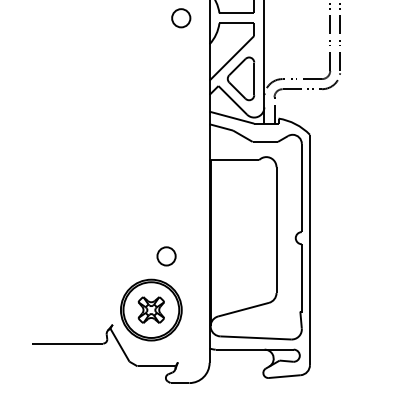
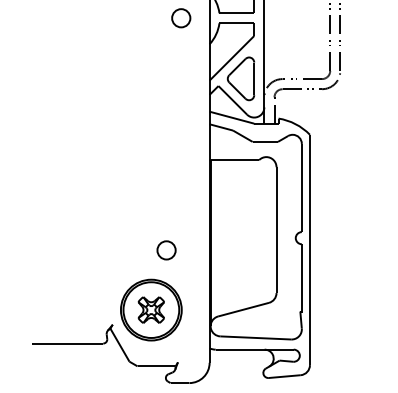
part position: (166, 256) -> (166, 250) (166, 250)
